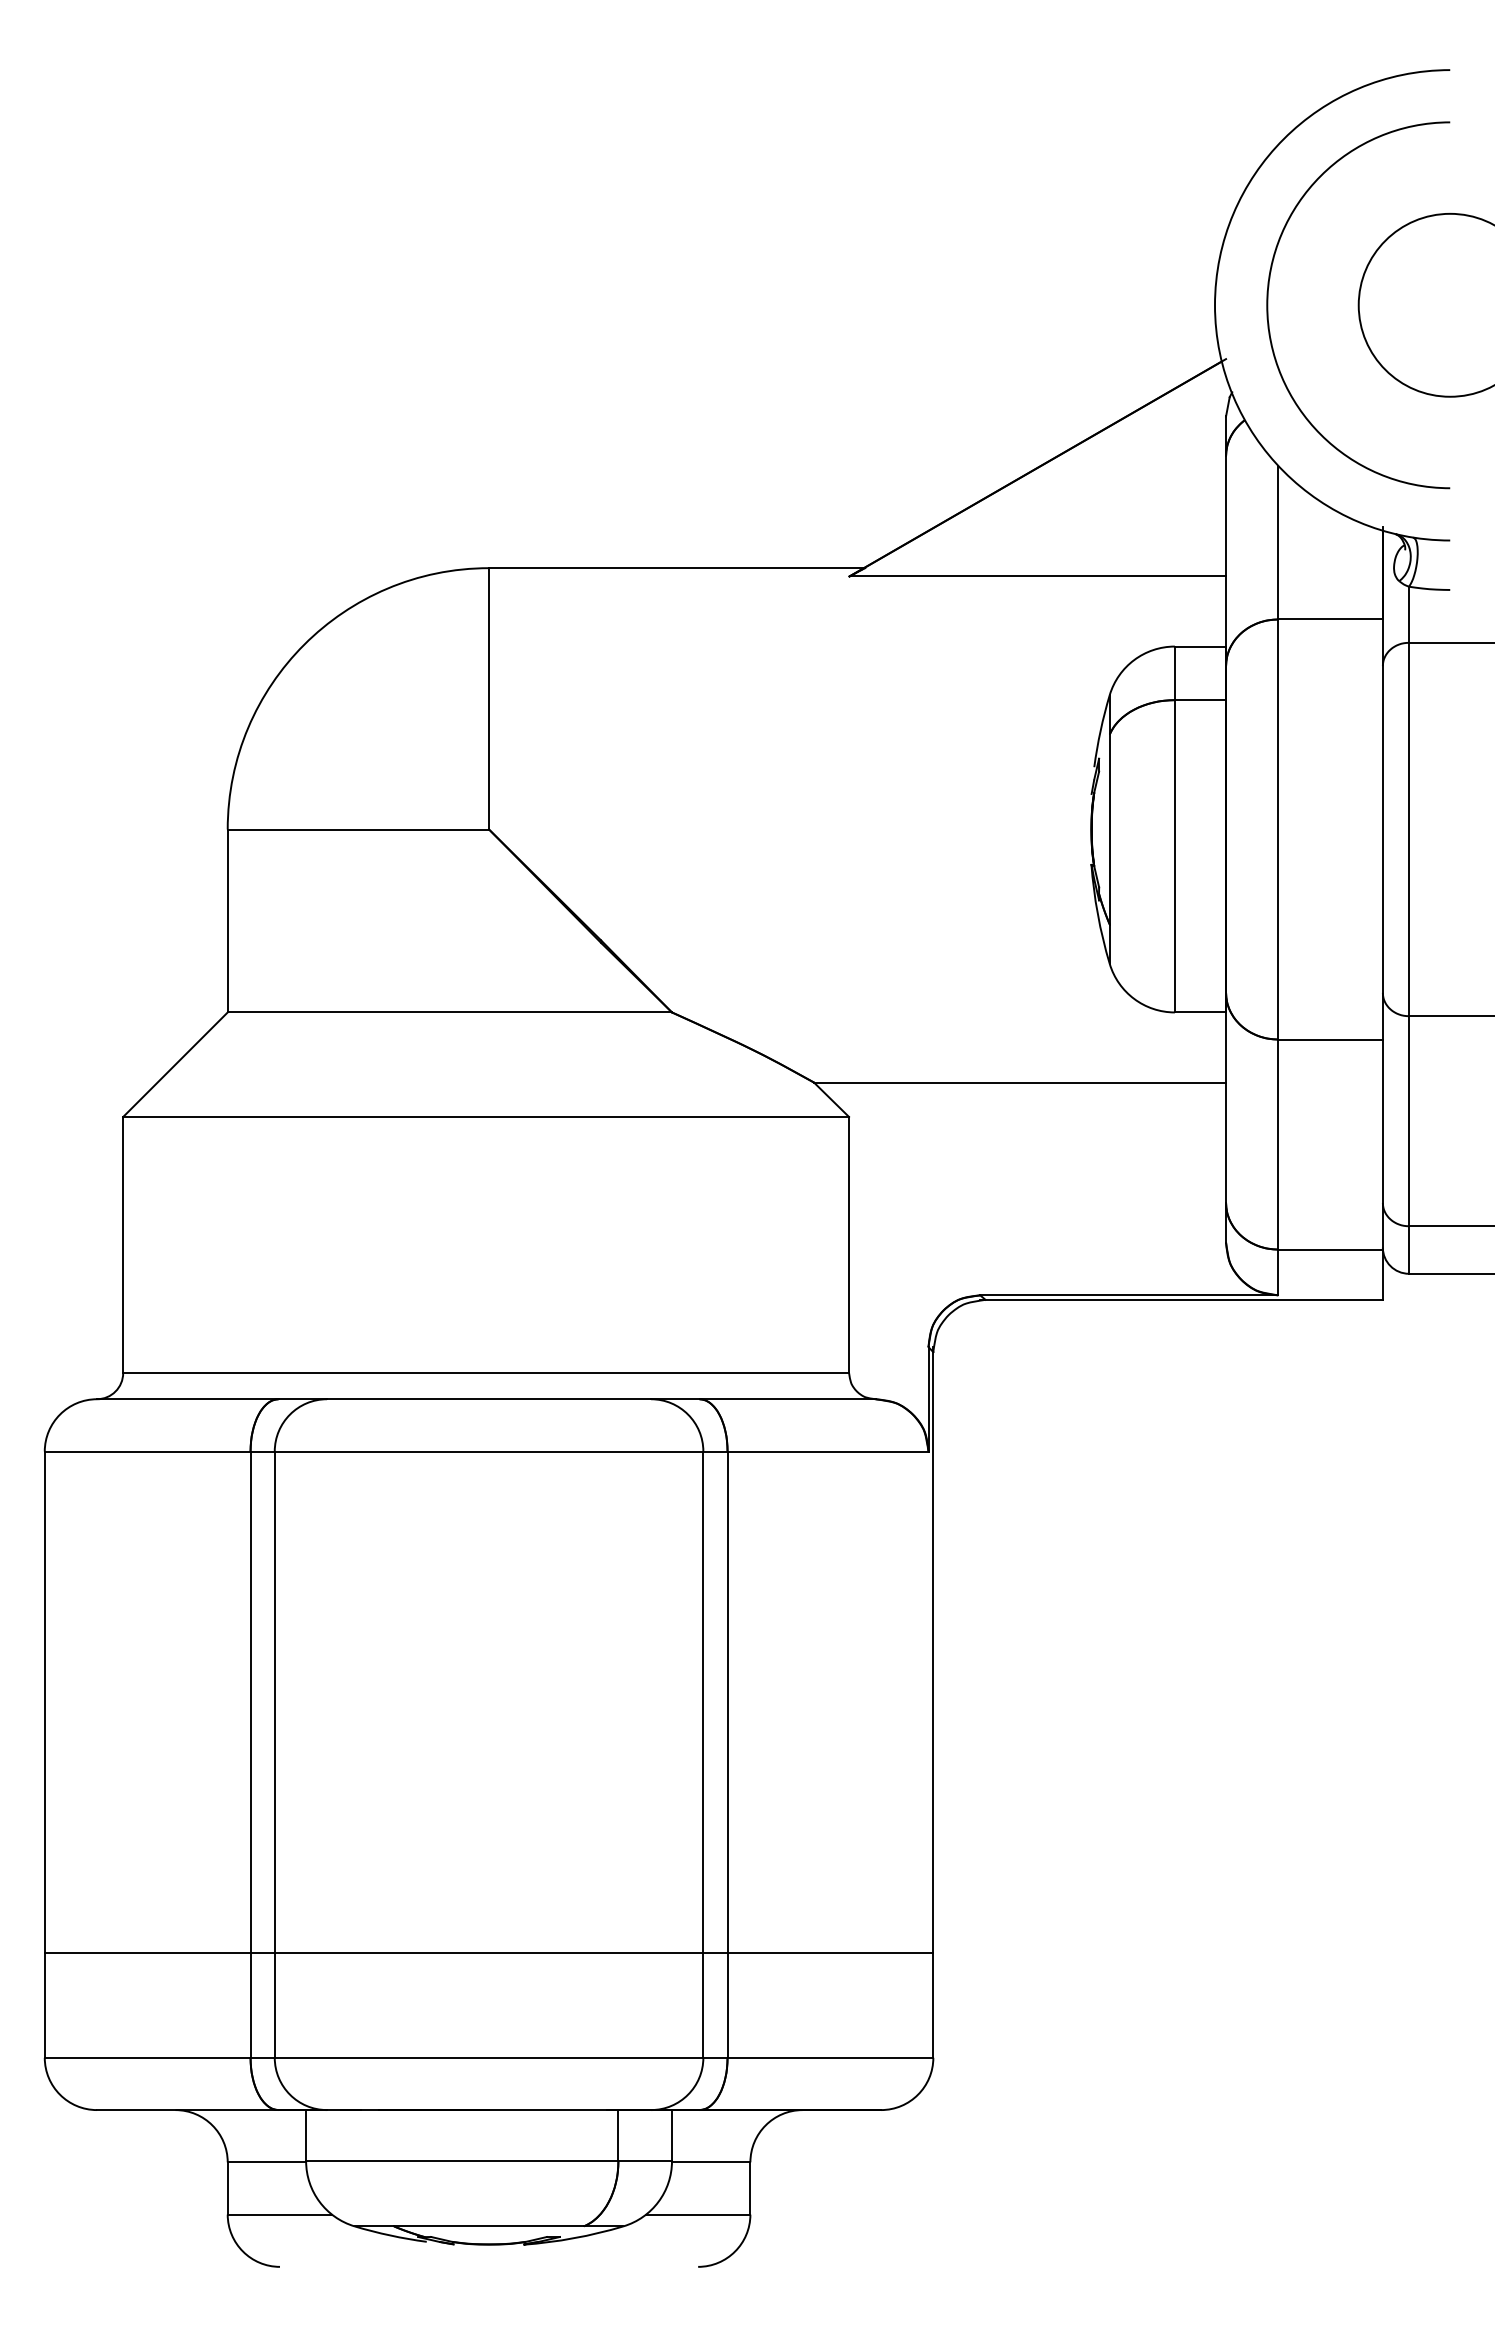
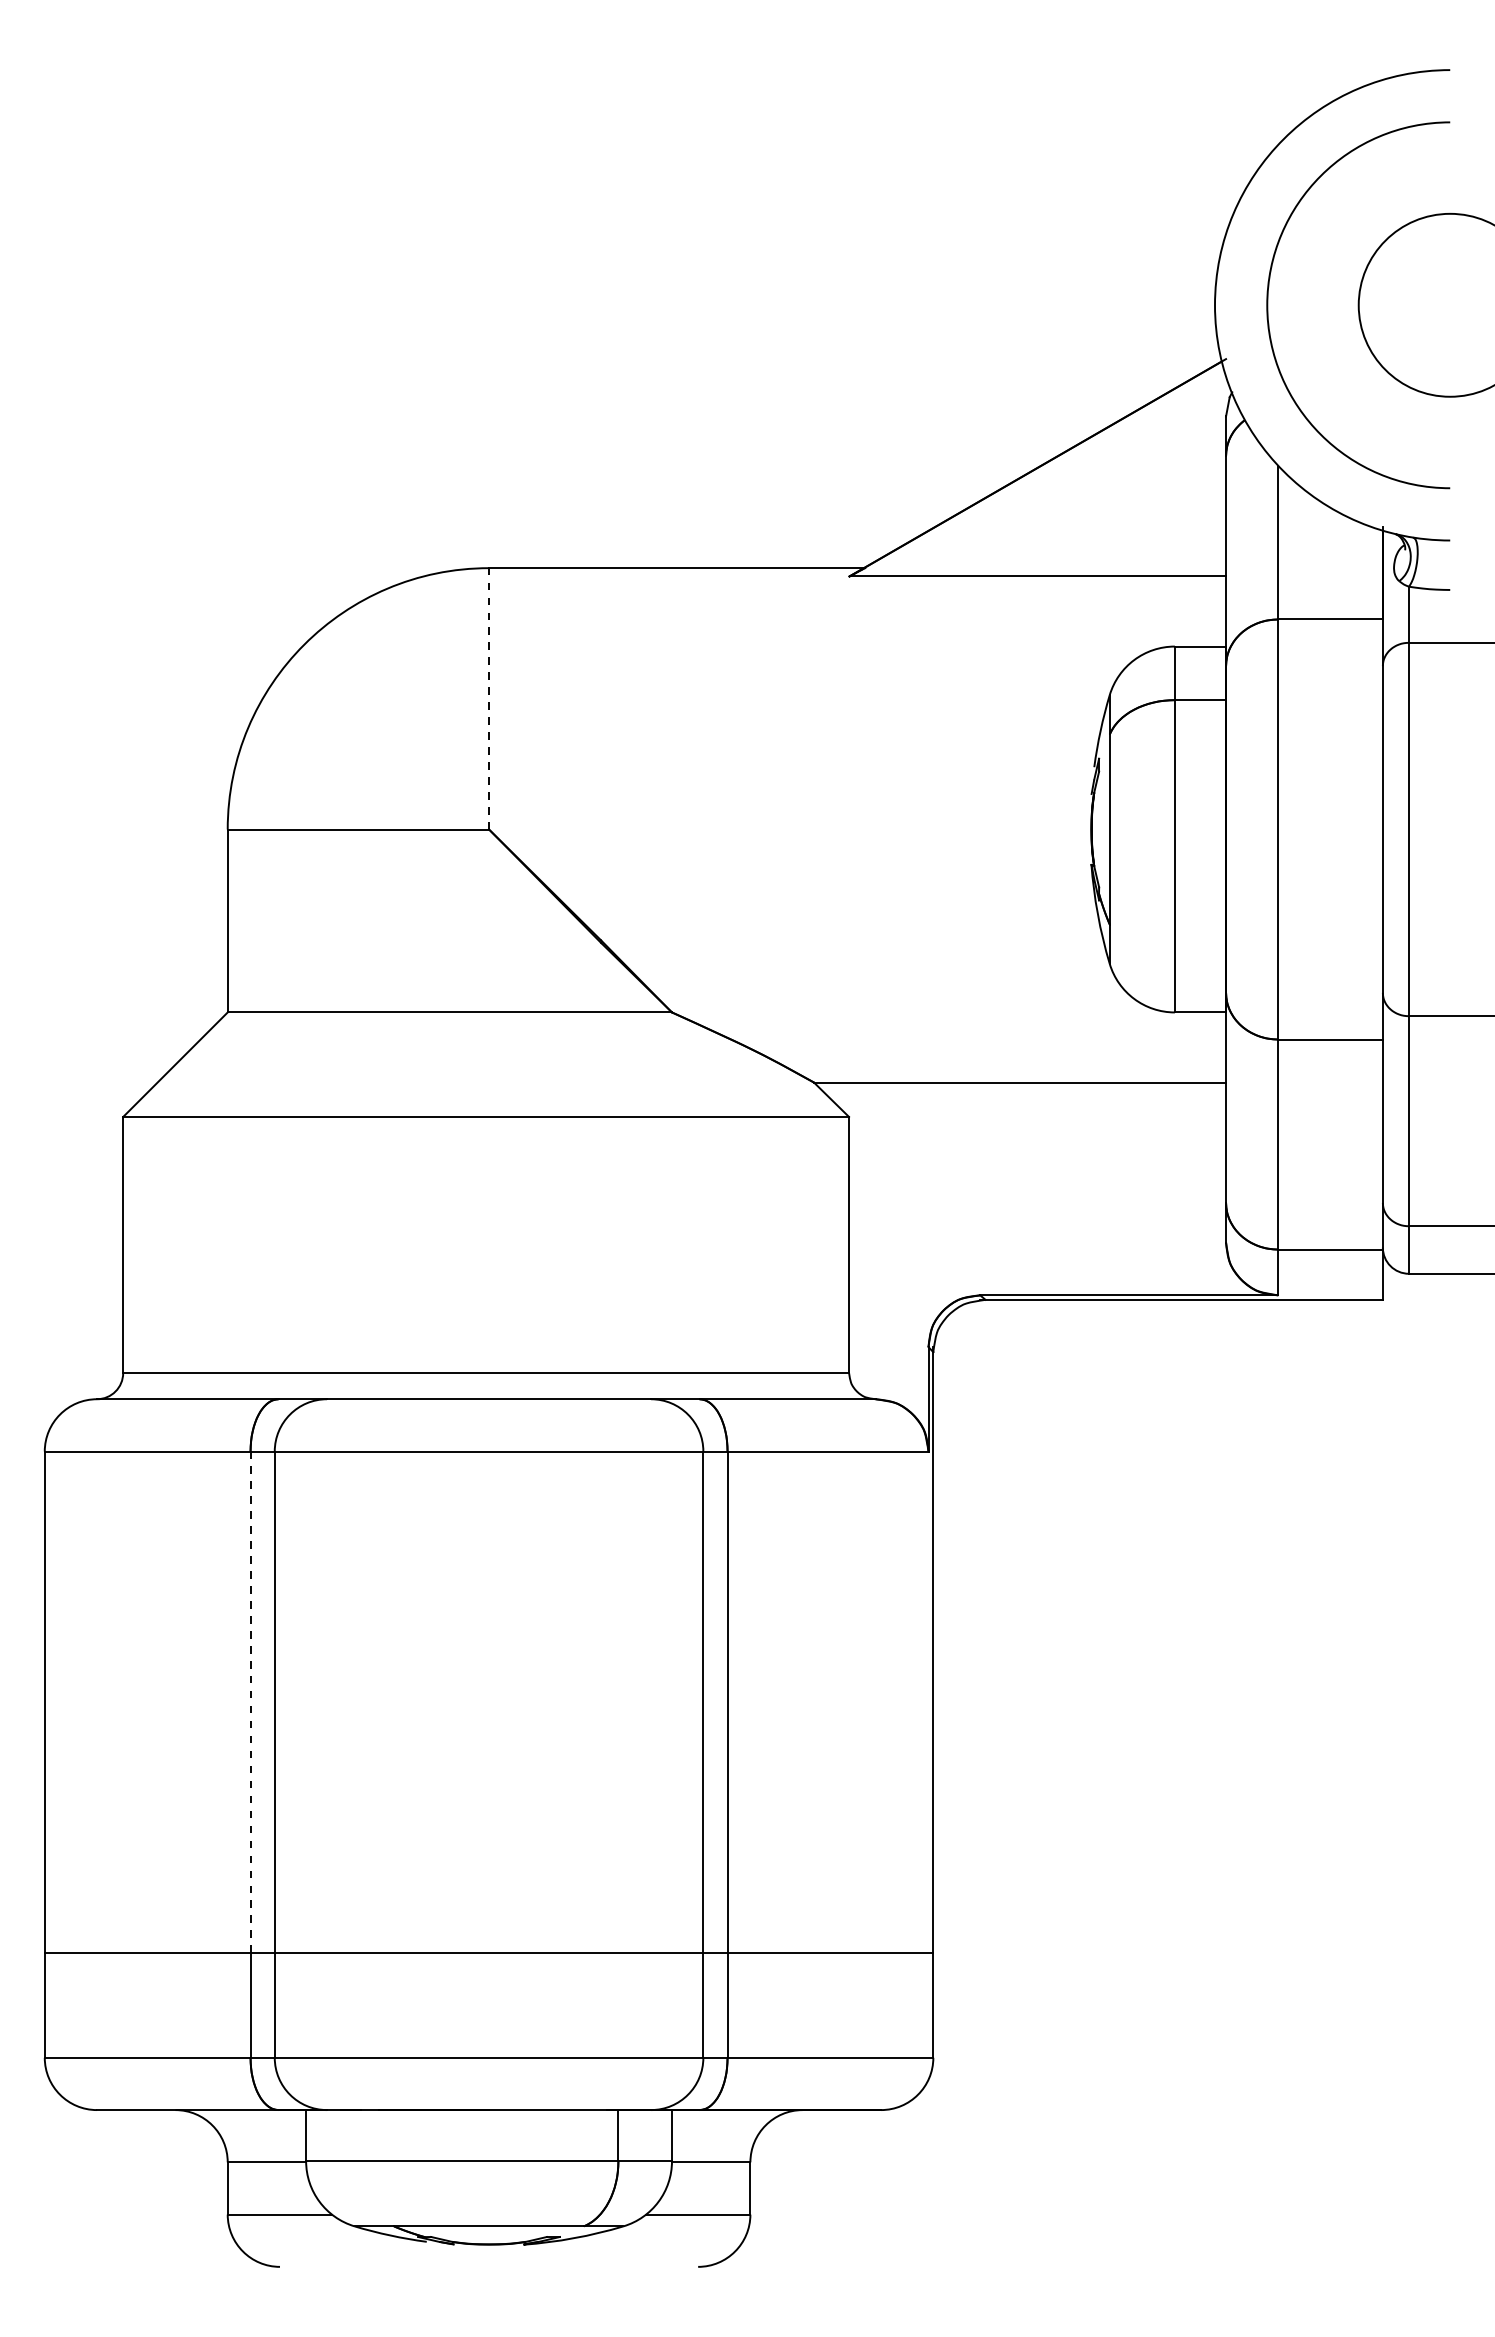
line: solid -> dashed (489, 698)
line: solid -> dashed (250, 1702)
